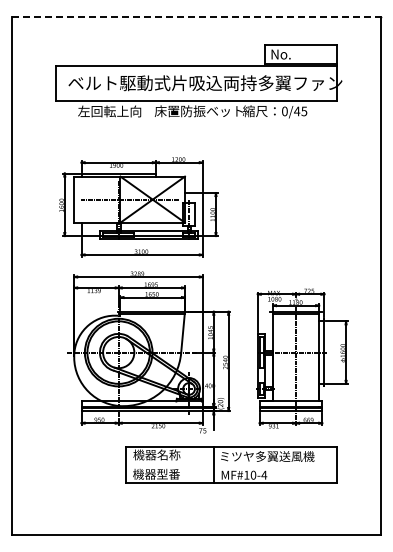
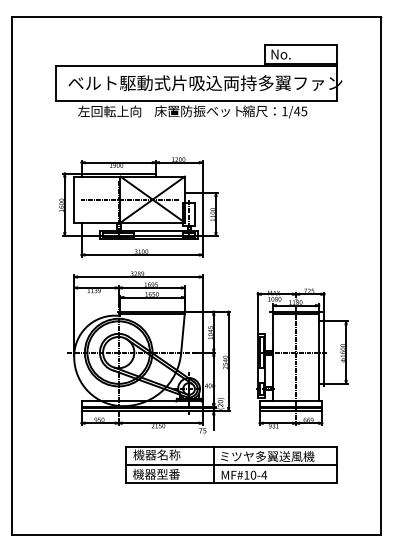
line: dashed -> solid (196, 16)
text: 0/45 -> 1/45 (284, 111)
line: none -> present (231, 465)
